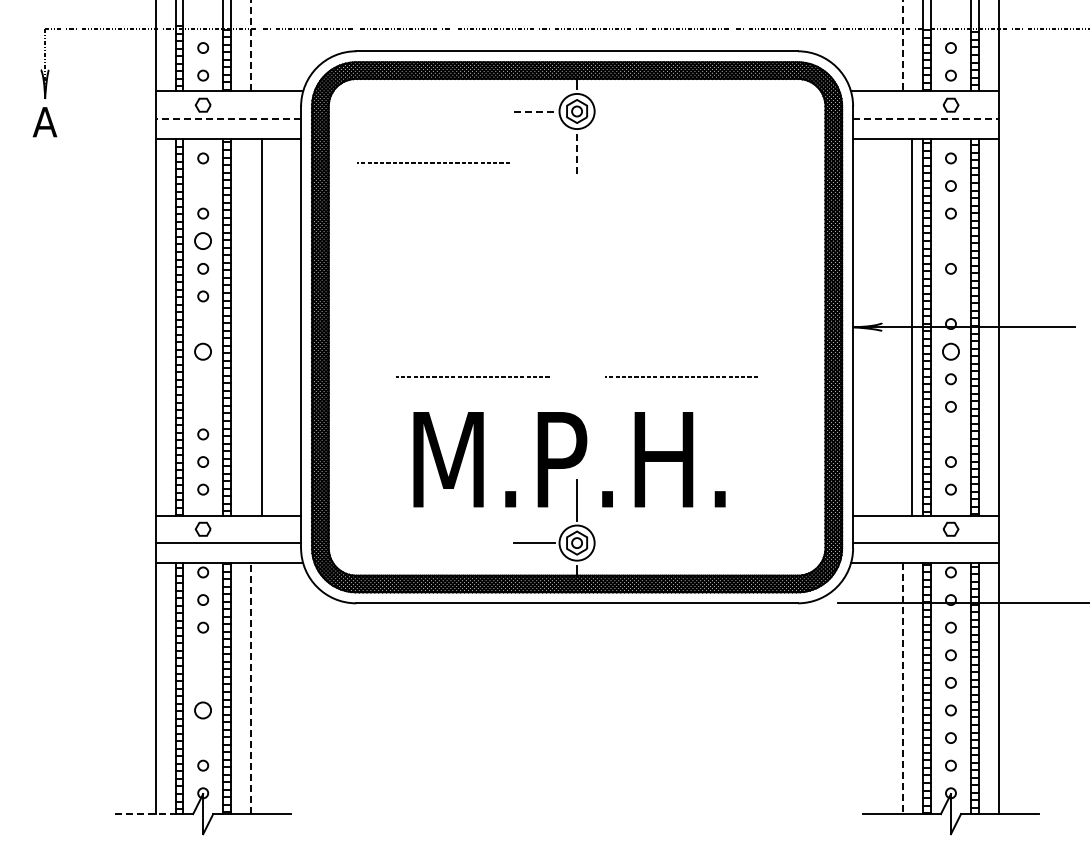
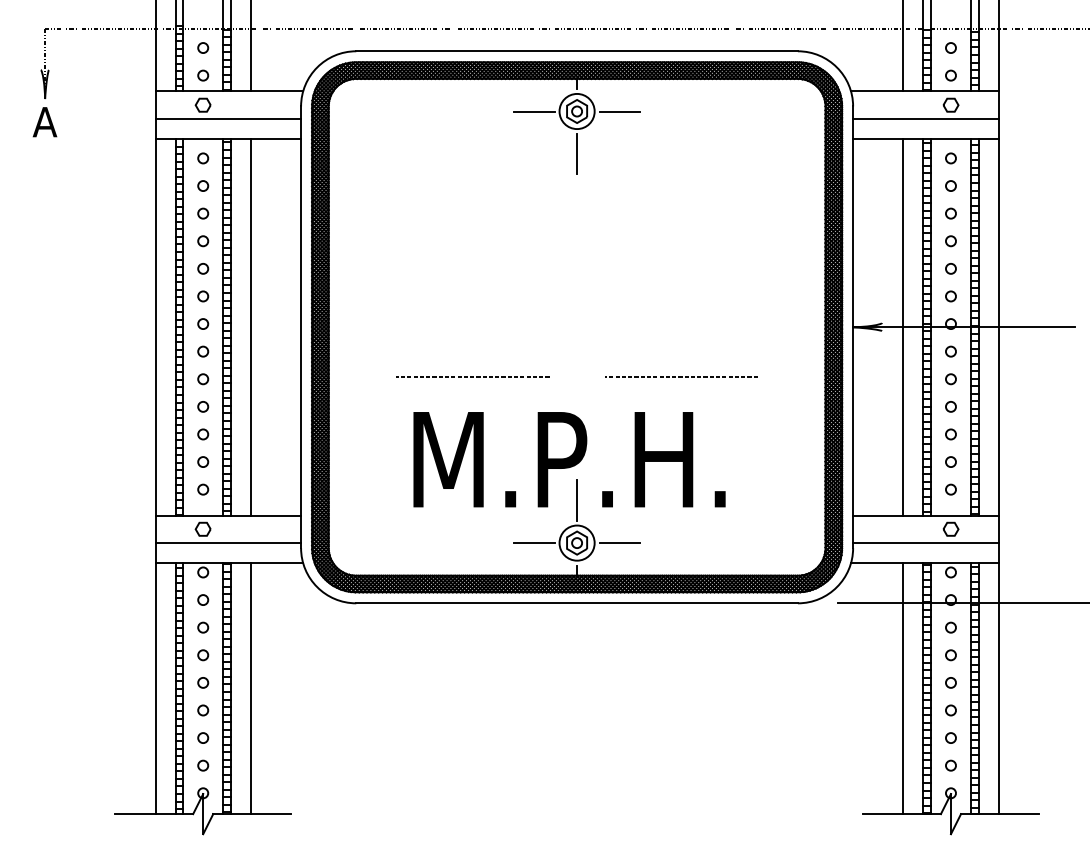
line: dashed -> solid (250, 45)
line: dashed -> solid (903, 46)
line: dashed -> solid (534, 111)
line: none -> present (619, 111)
line: dashed -> solid (228, 119)
line: dashed -> solid (925, 119)
line: dashed -> solid (577, 154)
line: present -> none (433, 162)
circle: none -> present (203, 185)
circle size: 18x18 px -> 13x13 px (203, 241)
circle: none -> present (950, 241)
circle: none -> present (950, 296)
circle: none -> present (203, 323)
line position: (261, 327) -> (250, 327) (250, 327)
line position: (912, 327) -> (903, 327) (903, 327)
circle size: 18x19 px -> 13x13 px (203, 351)
circle size: 18x19 px -> 12x13 px (950, 351)
circle: none -> present (203, 379)
circle: none -> present (203, 406)
circle: none -> present (950, 434)
line: none -> present (619, 543)
circle: none -> present (203, 655)
circle: none -> present (203, 682)
line: dashed -> solid (250, 688)
line: dashed -> solid (903, 689)
circle size: 18x19 px -> 13x13 px (203, 710)
circle: none -> present (203, 737)
line: dashed -> solid (146, 814)
